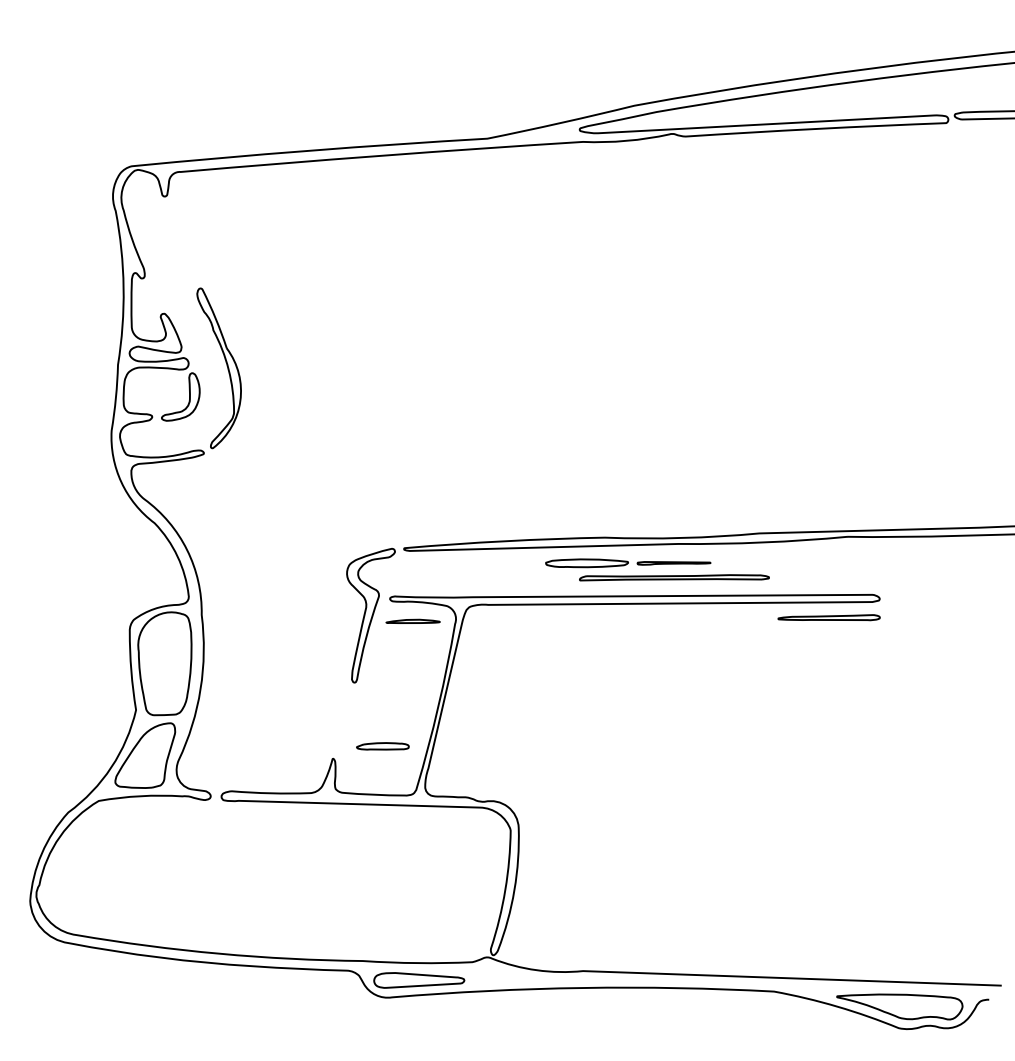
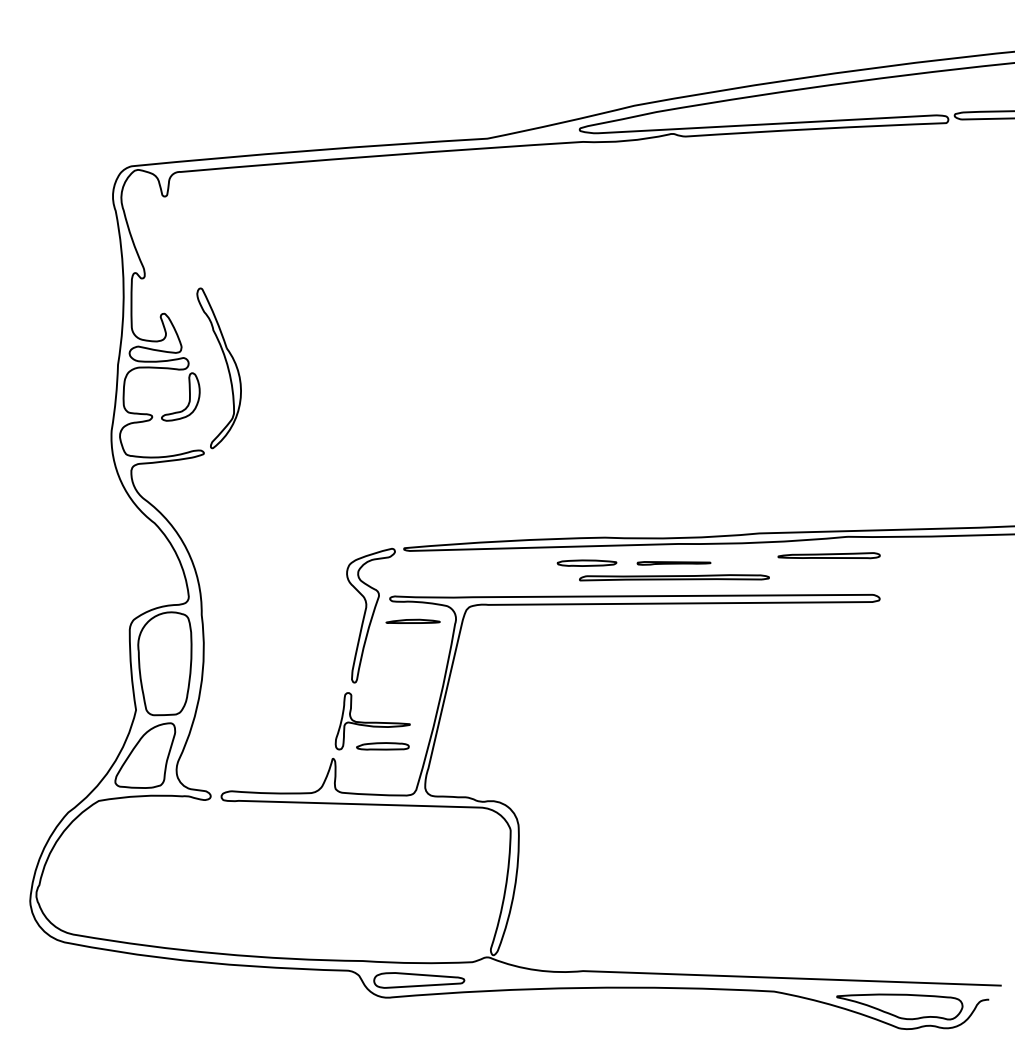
part size: 84x11 px -> 62x8 px (586, 562)
part position: (828, 617) -> (828, 555) (828, 555)
part: none -> present (372, 721)
